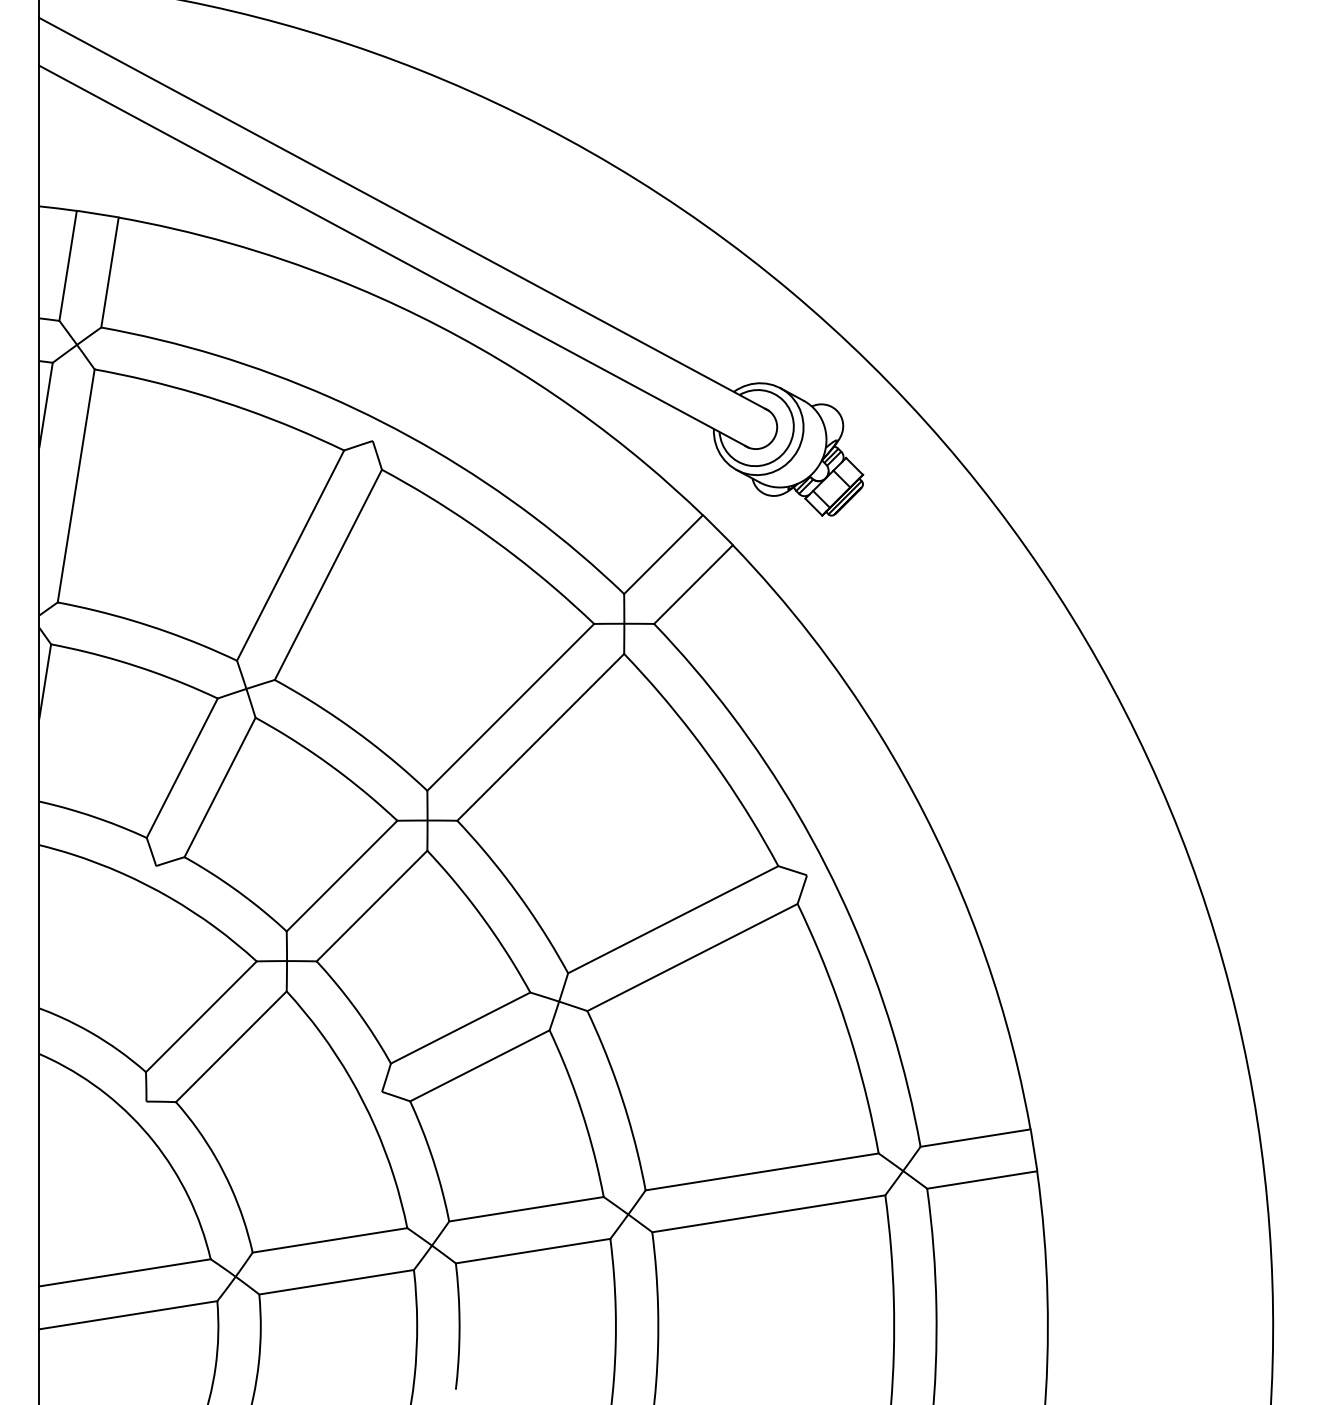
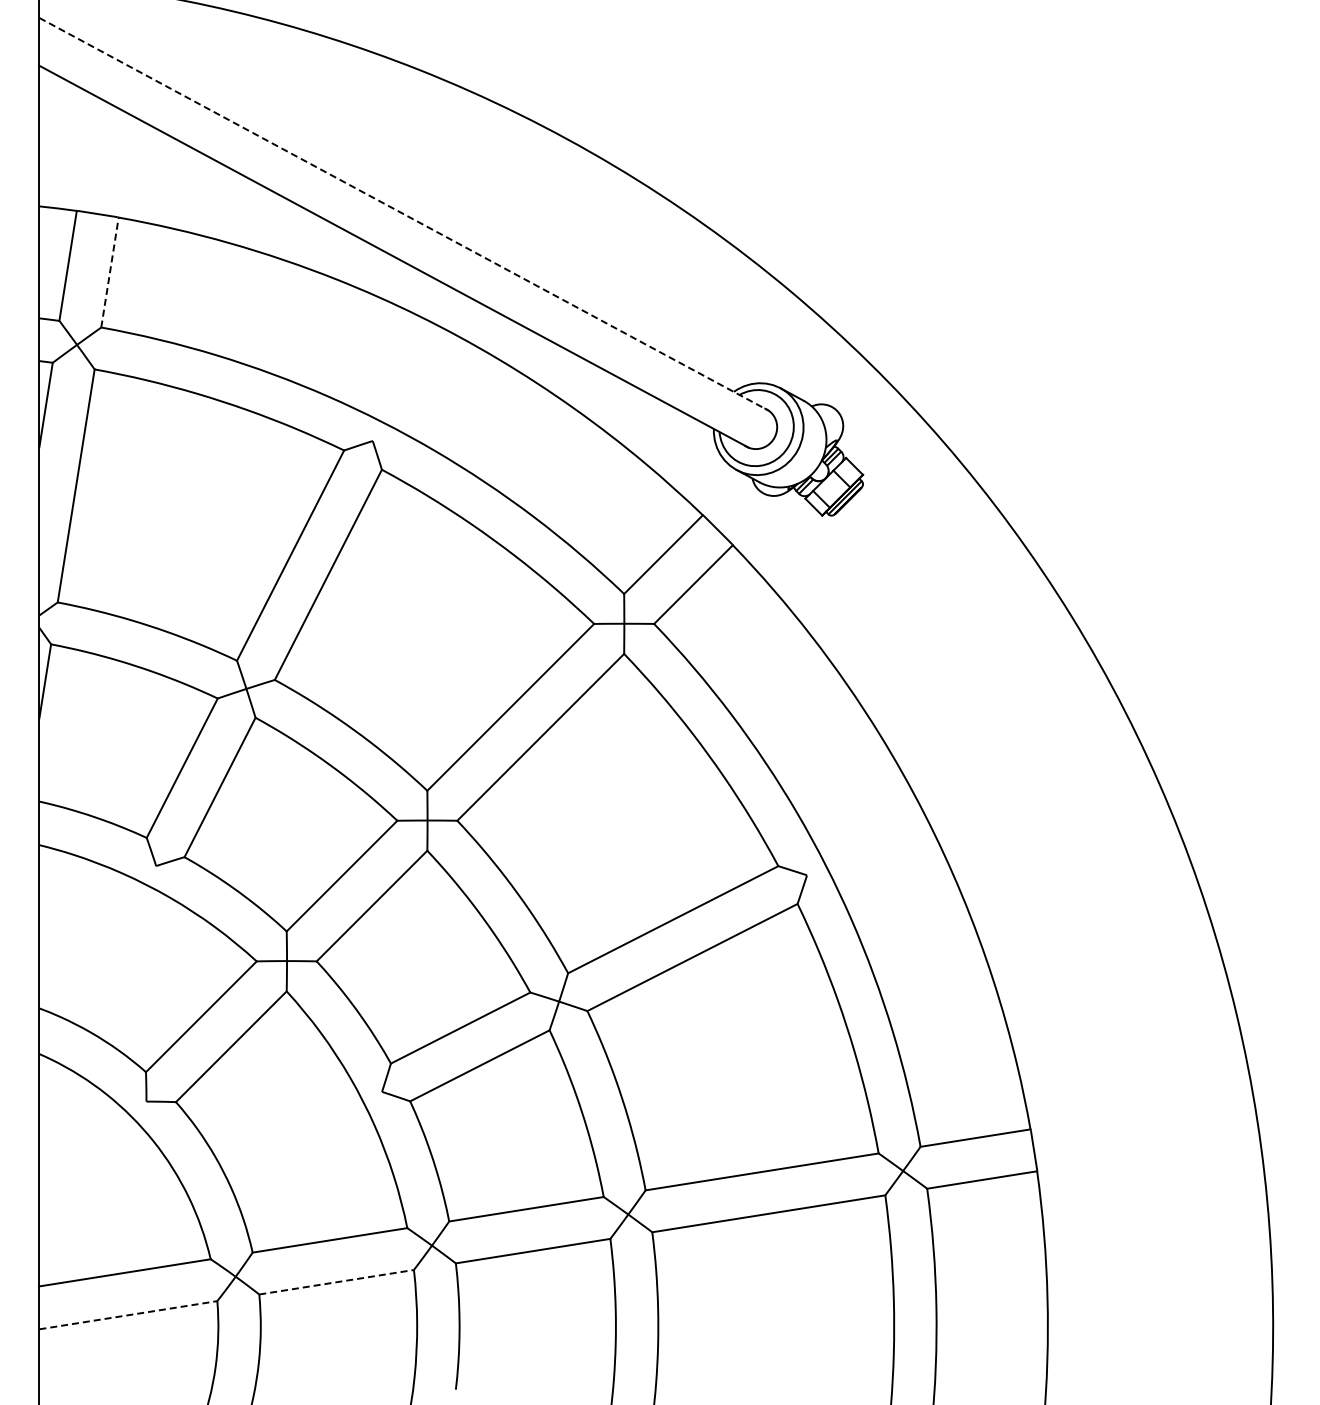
line: solid -> dashed (404, 214)
line: solid -> dashed (109, 272)
line: solid -> dashed (337, 1282)
line: solid -> dashed (128, 1315)
